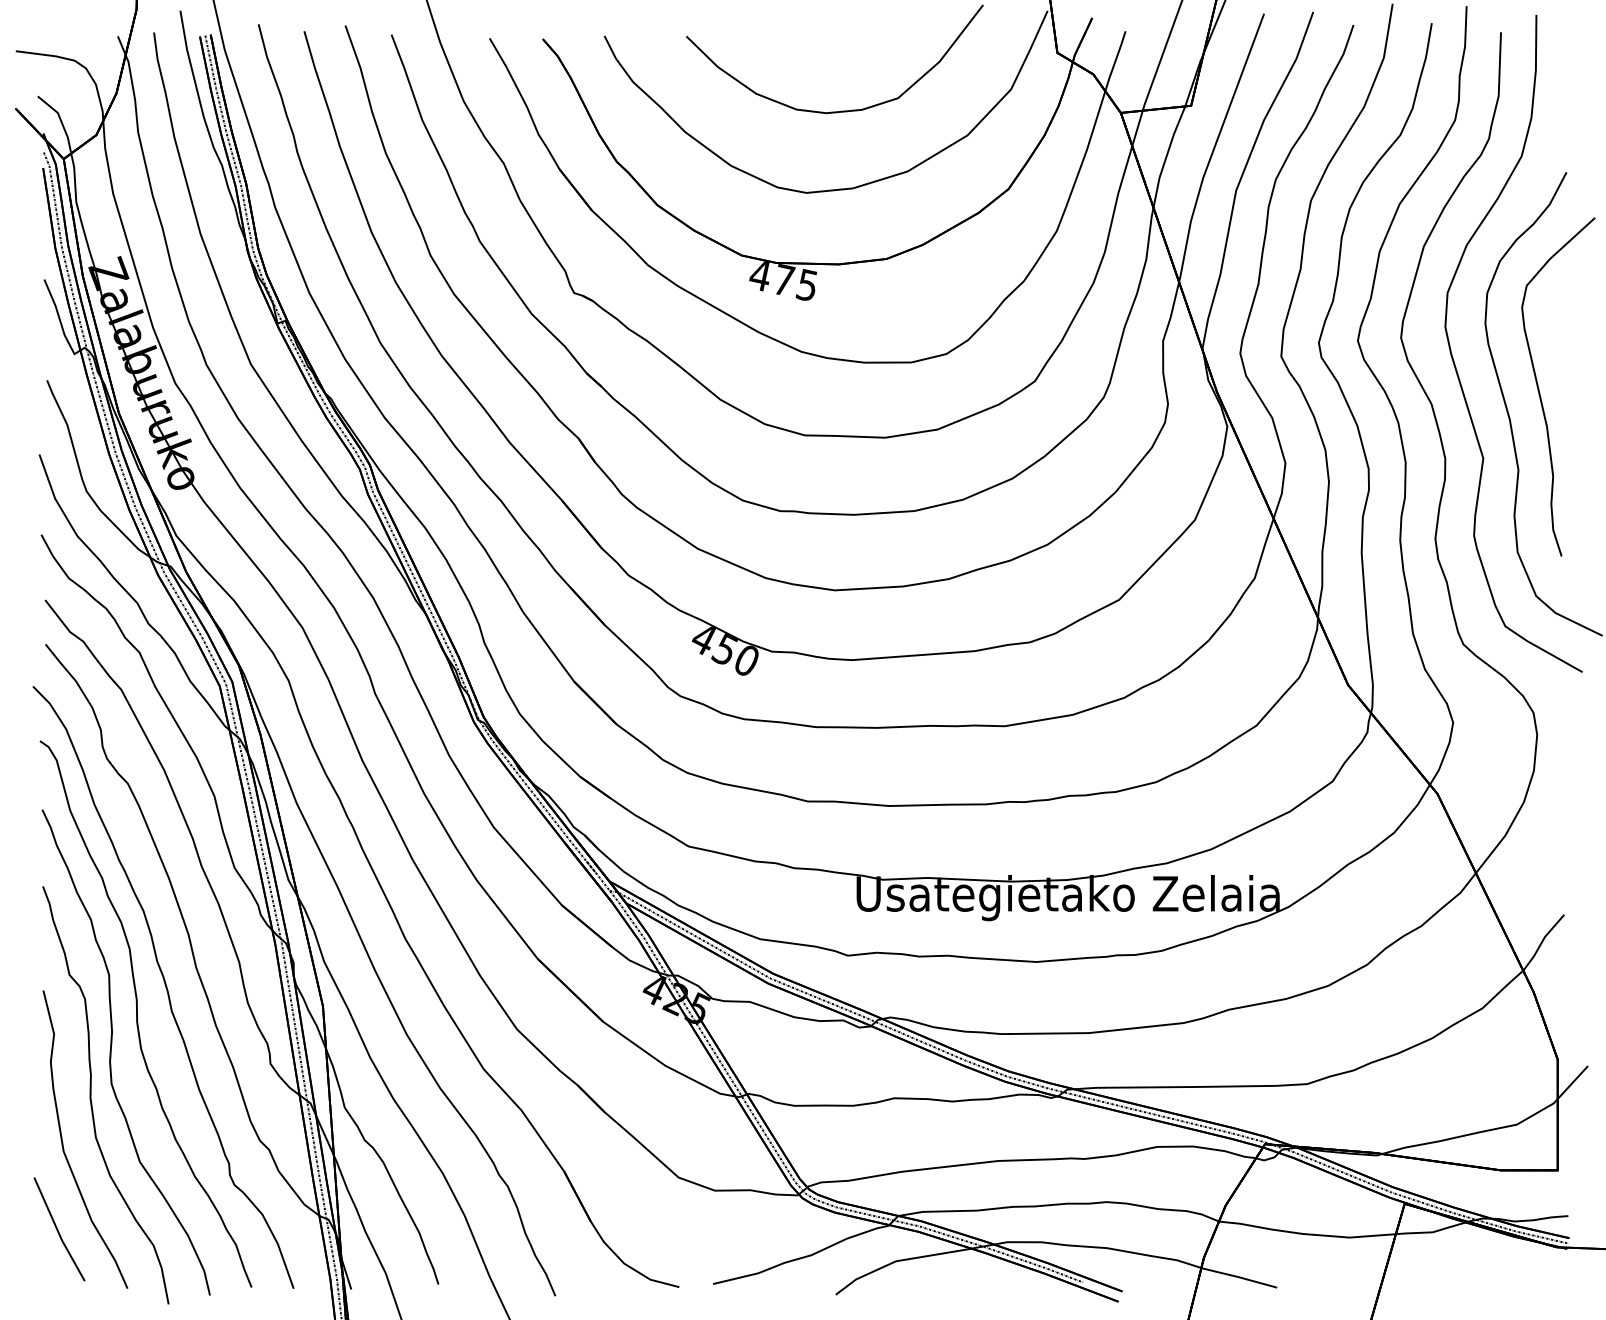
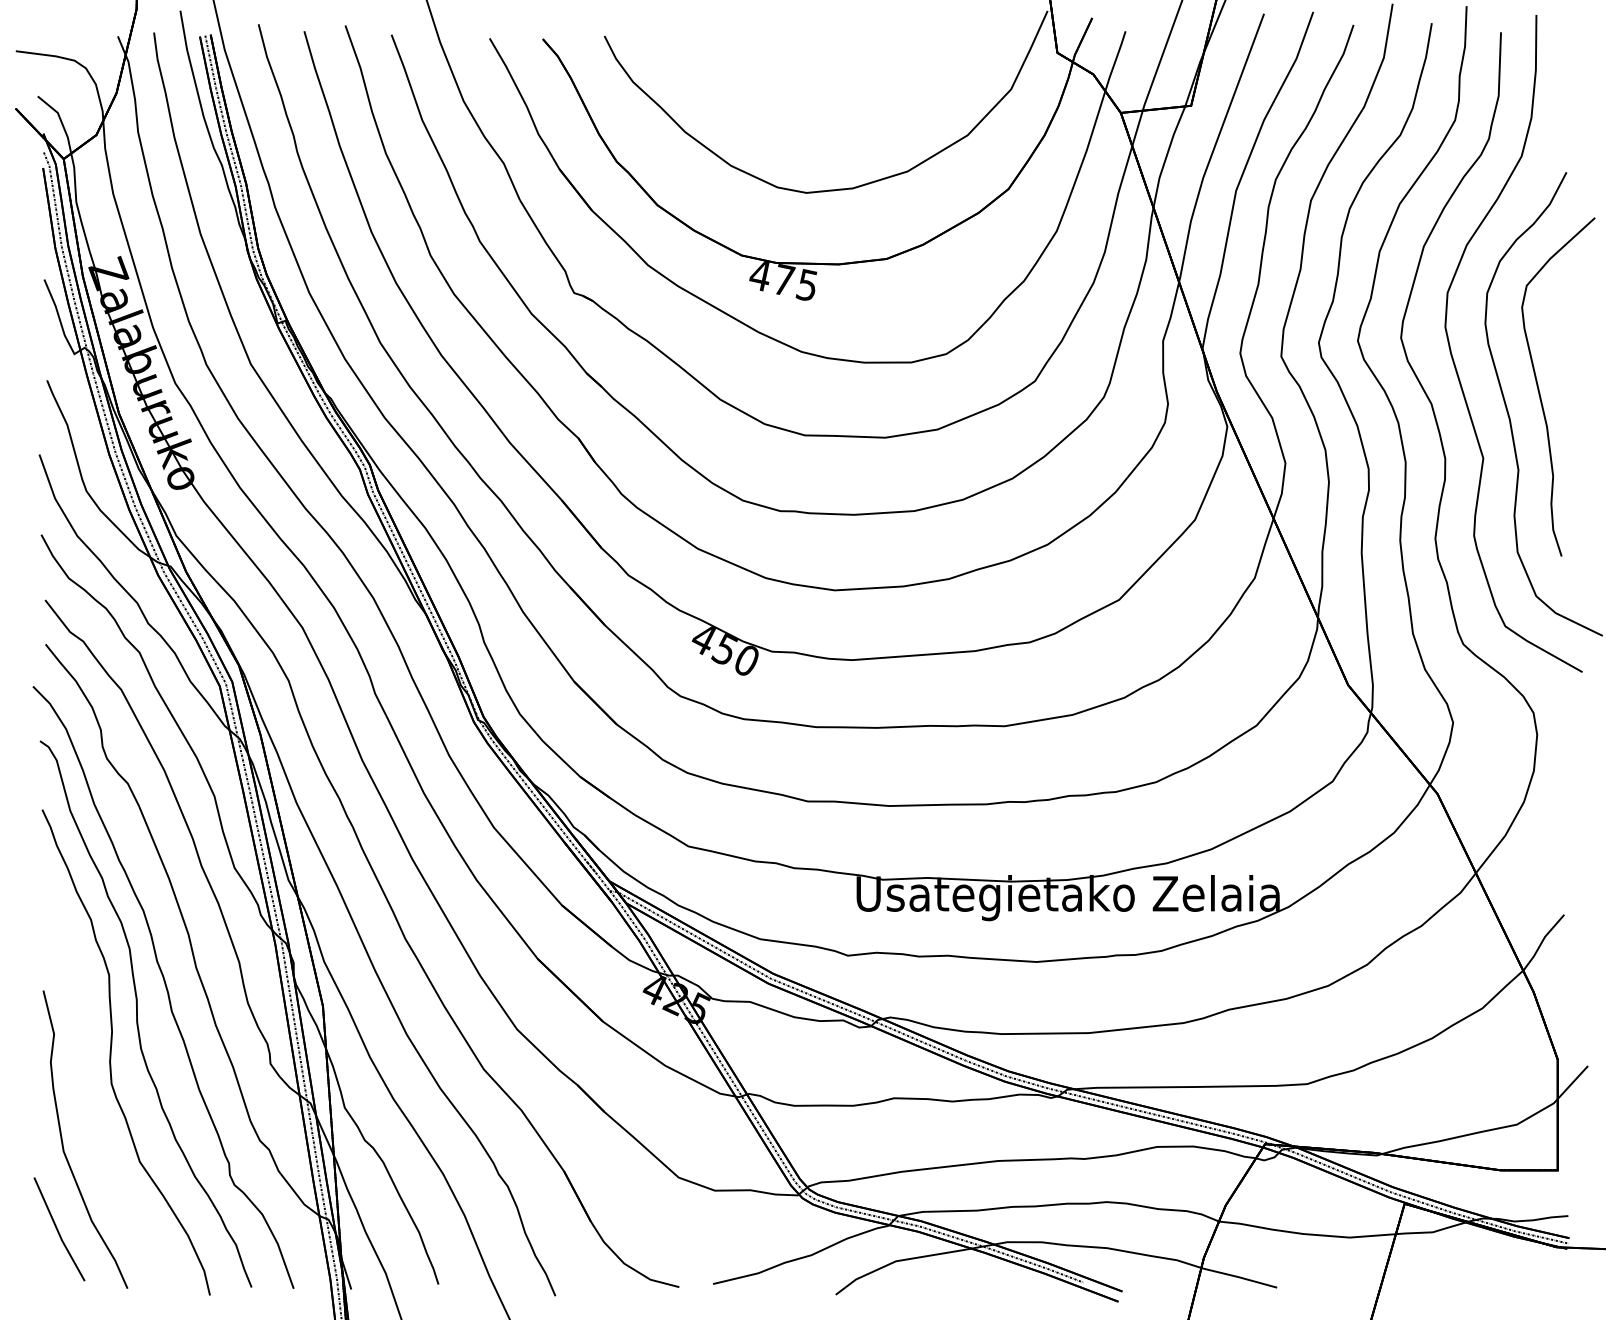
curve: present -> none (841, 110)
curve: present -> none (91, 1095)
